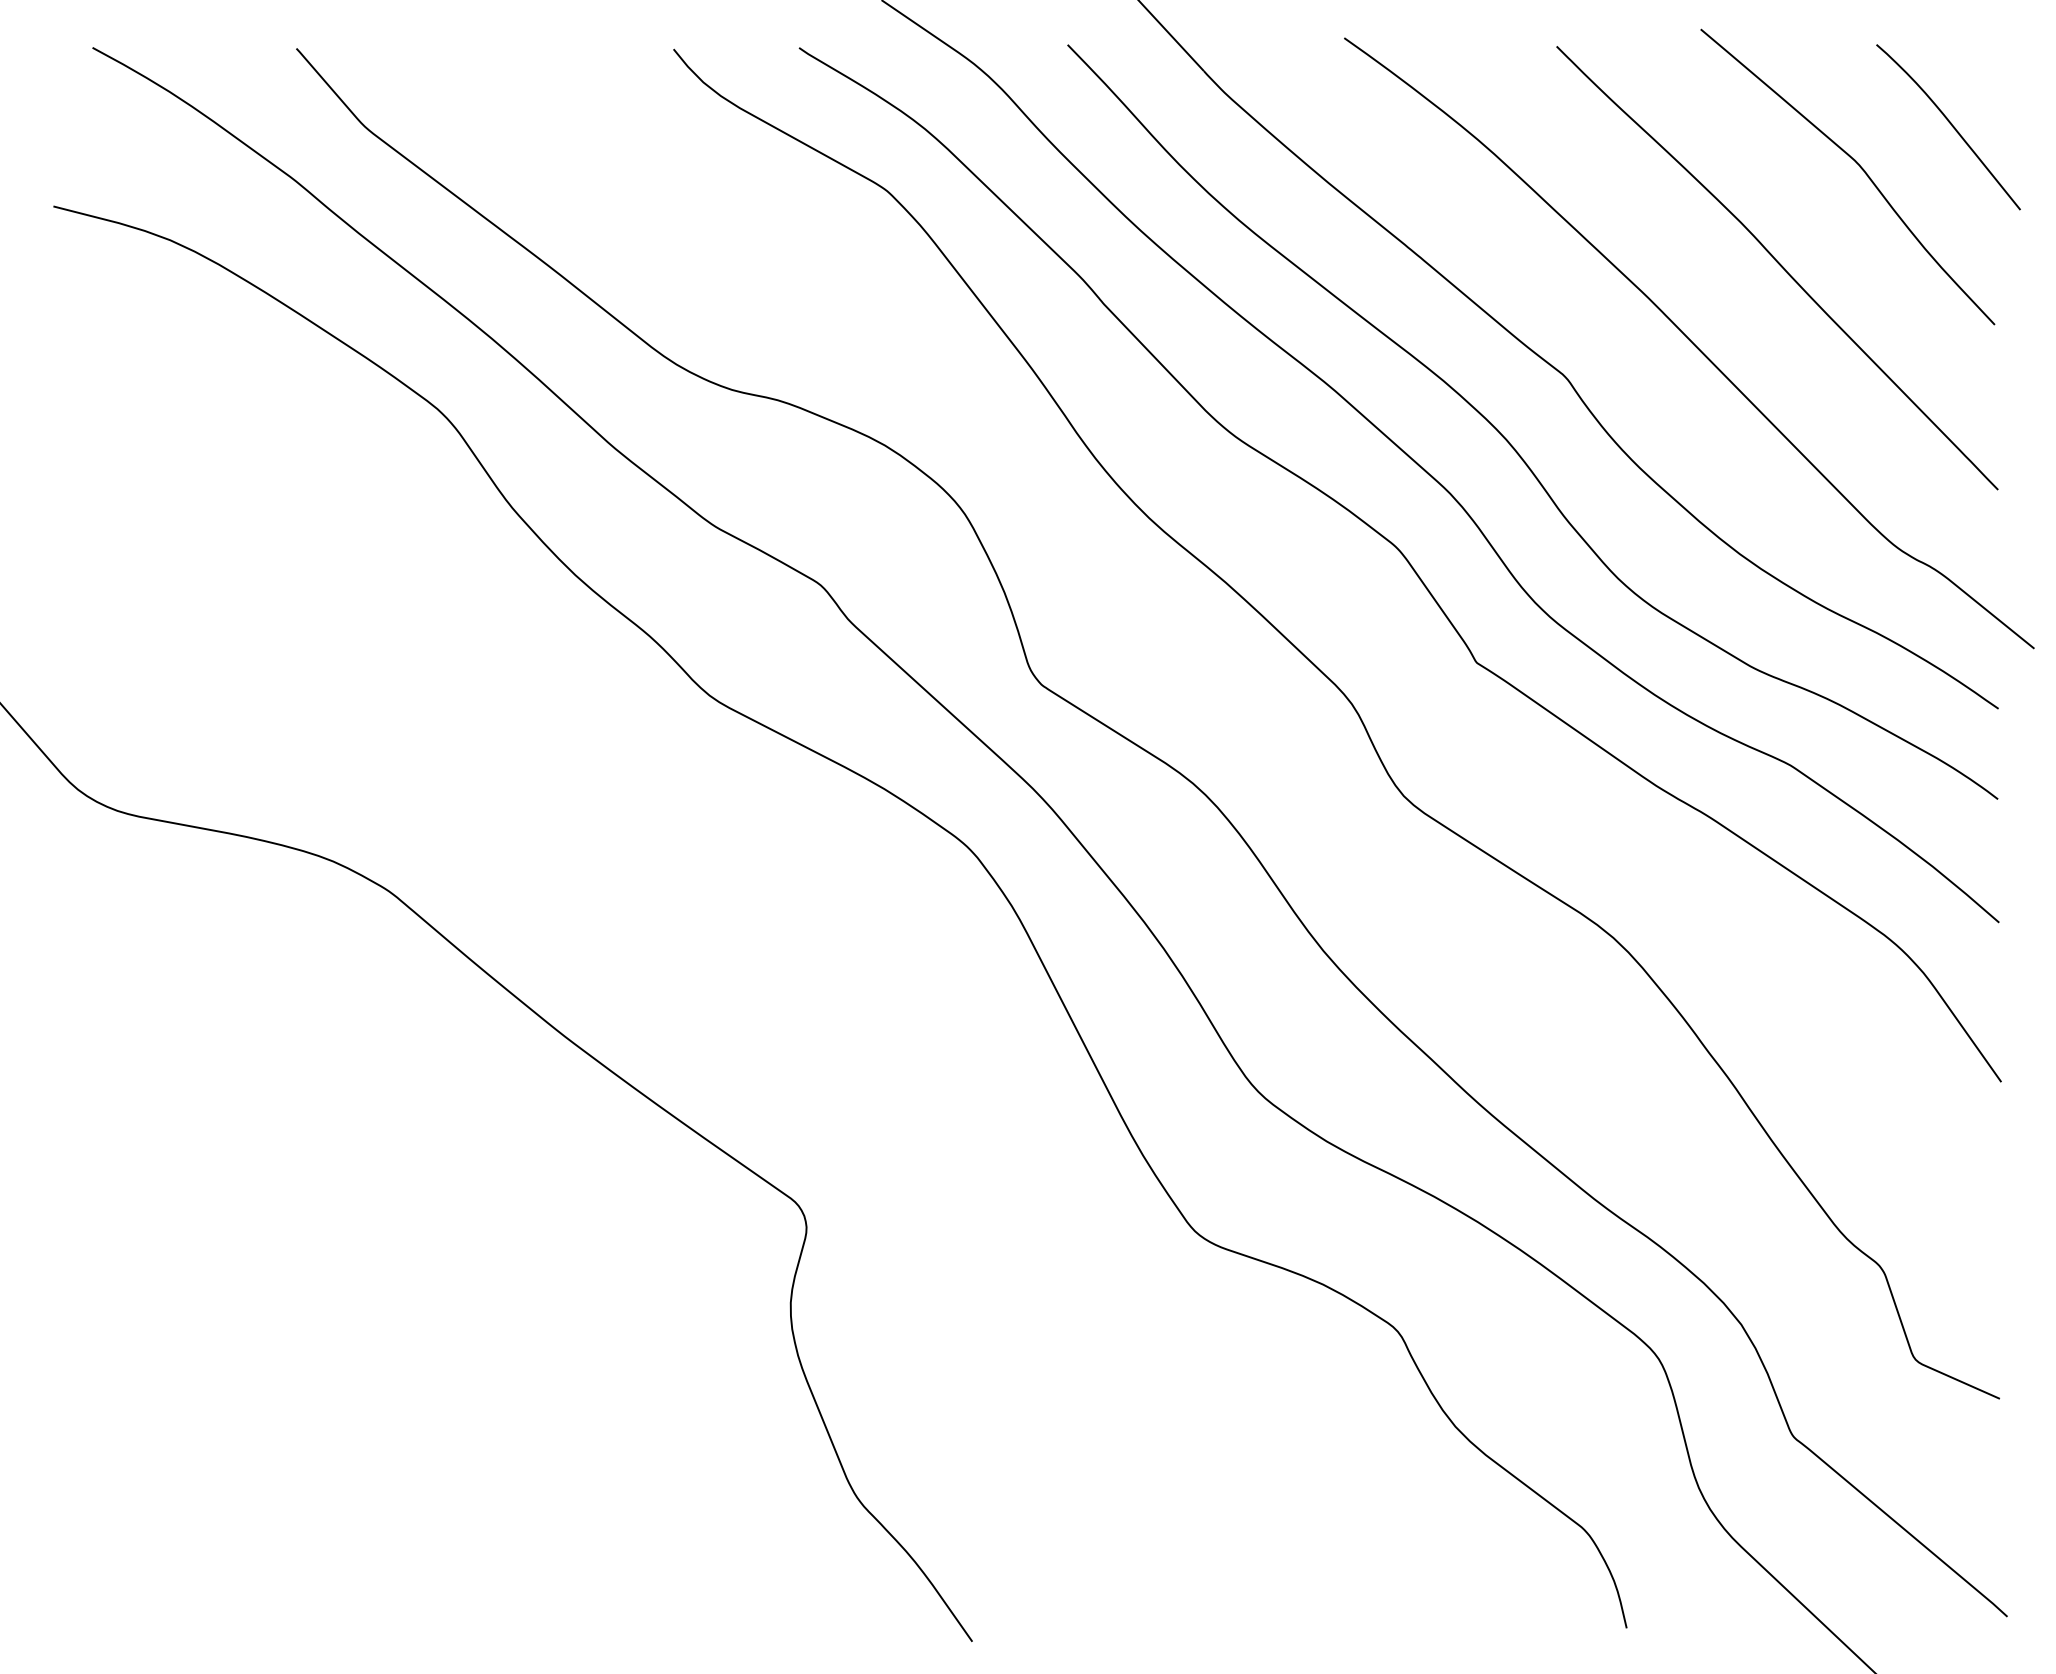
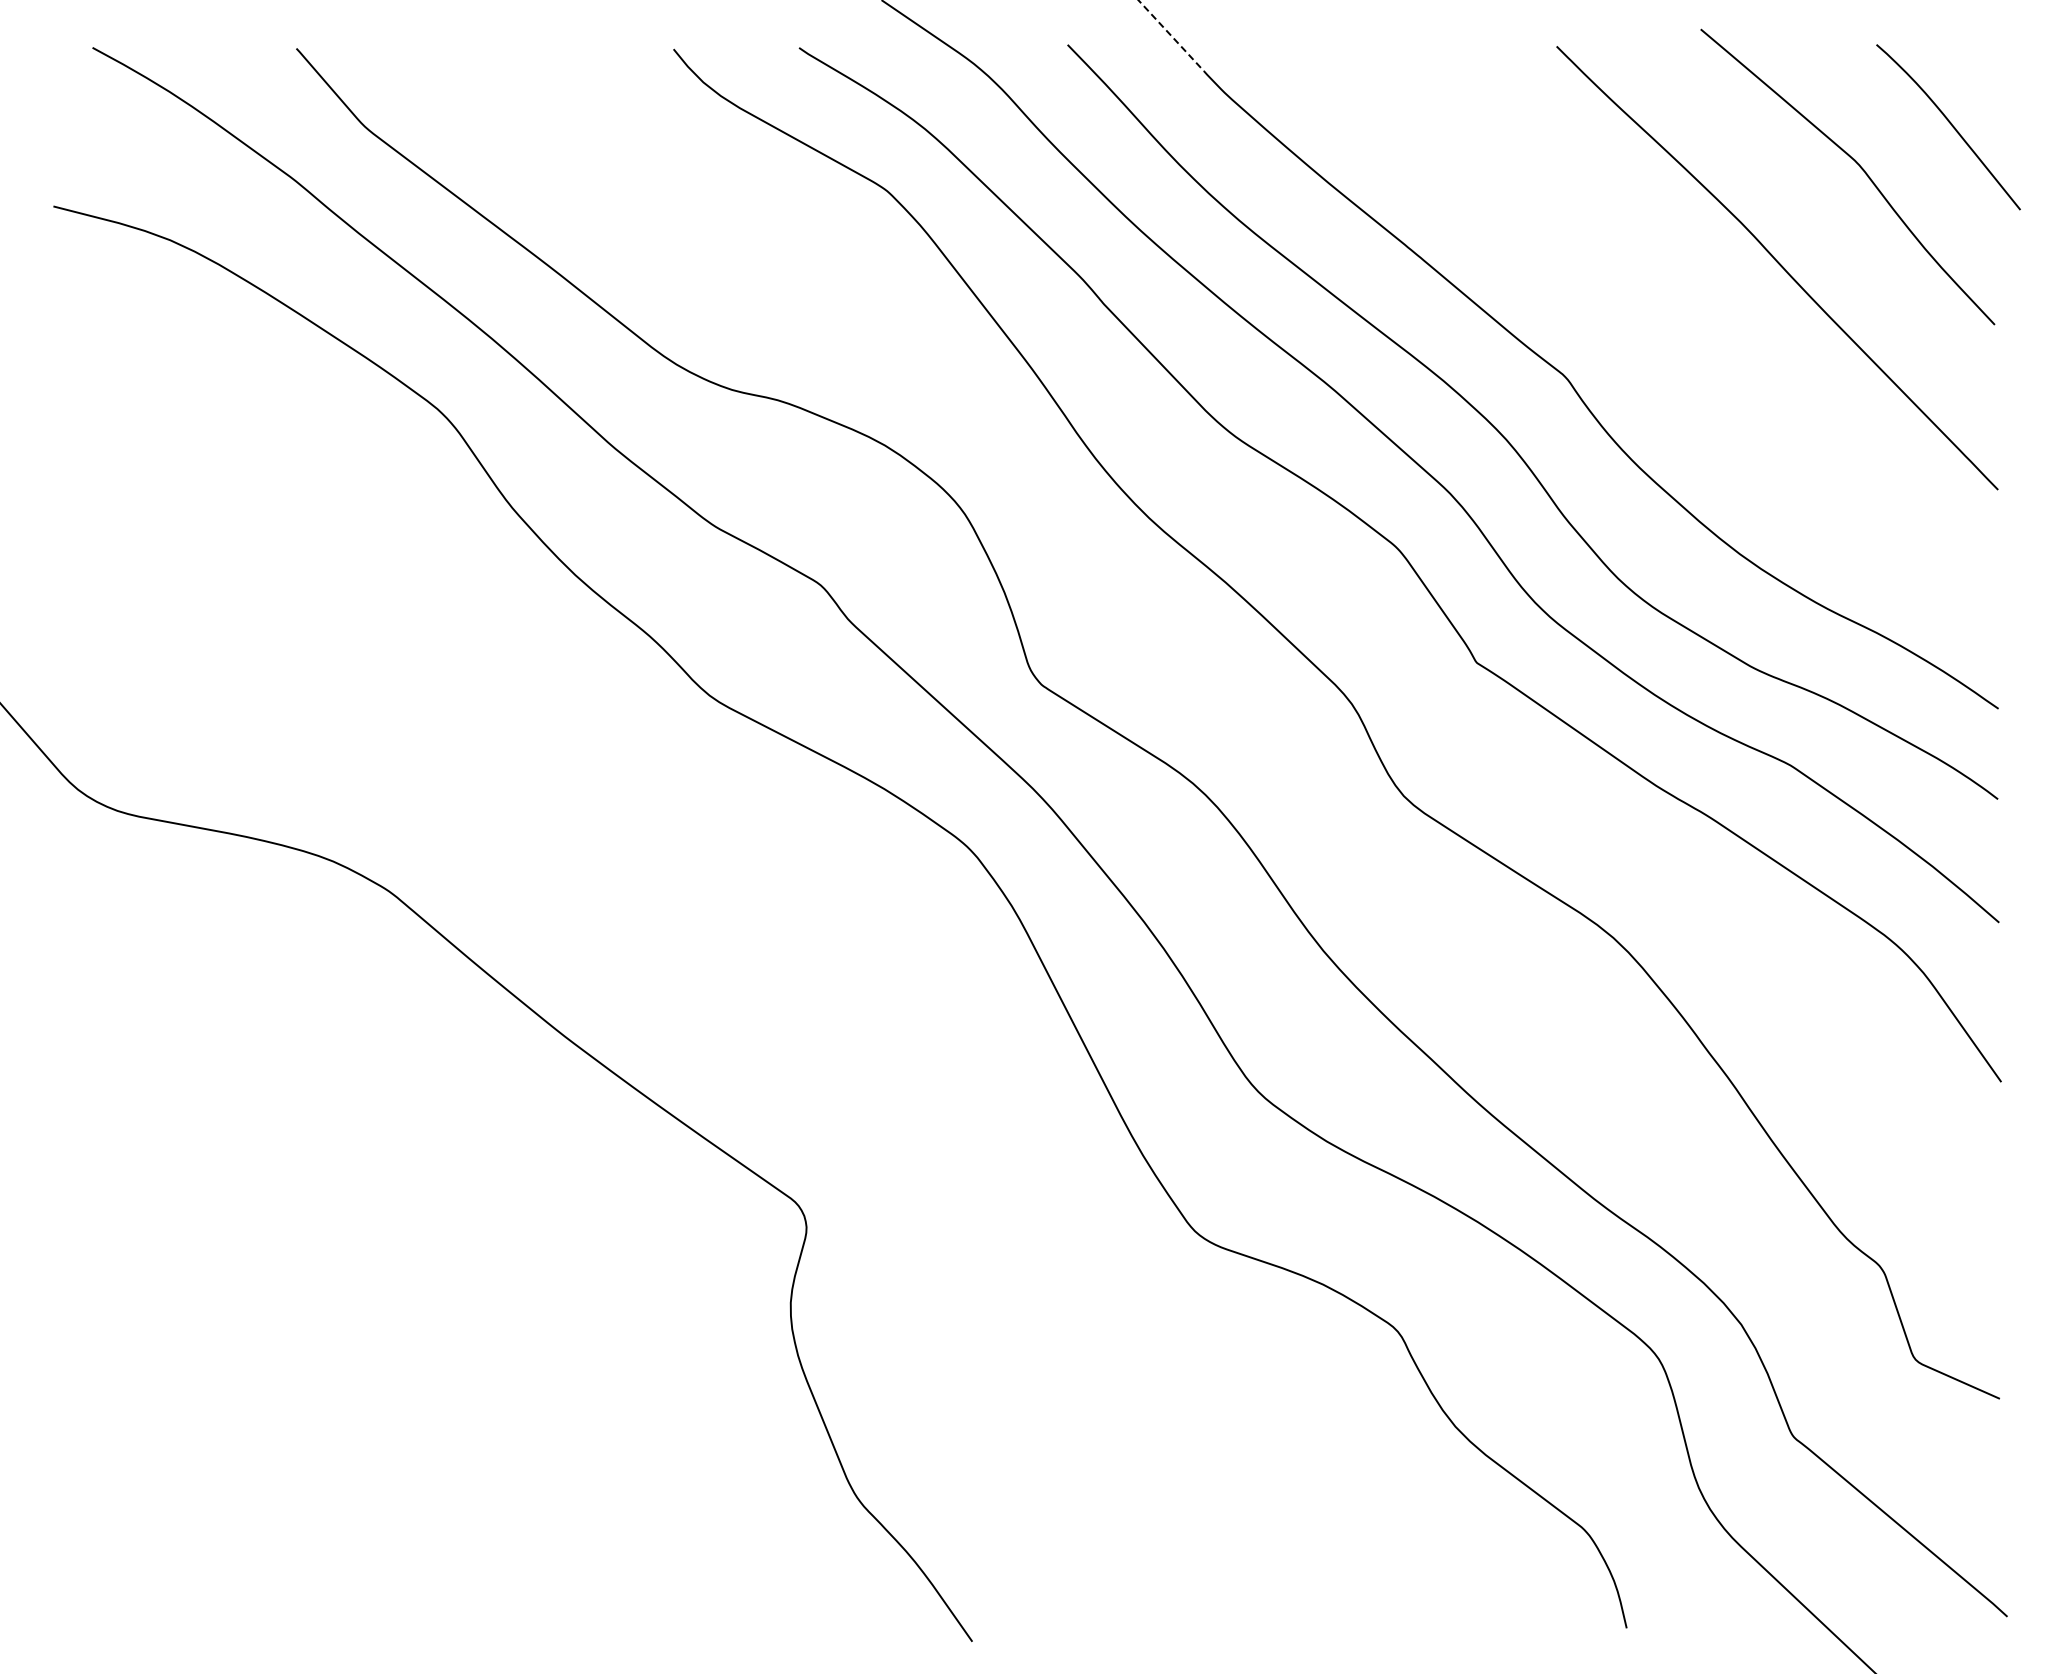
line: solid -> dashed (1171, 35)
curve: present -> none (1691, 343)
